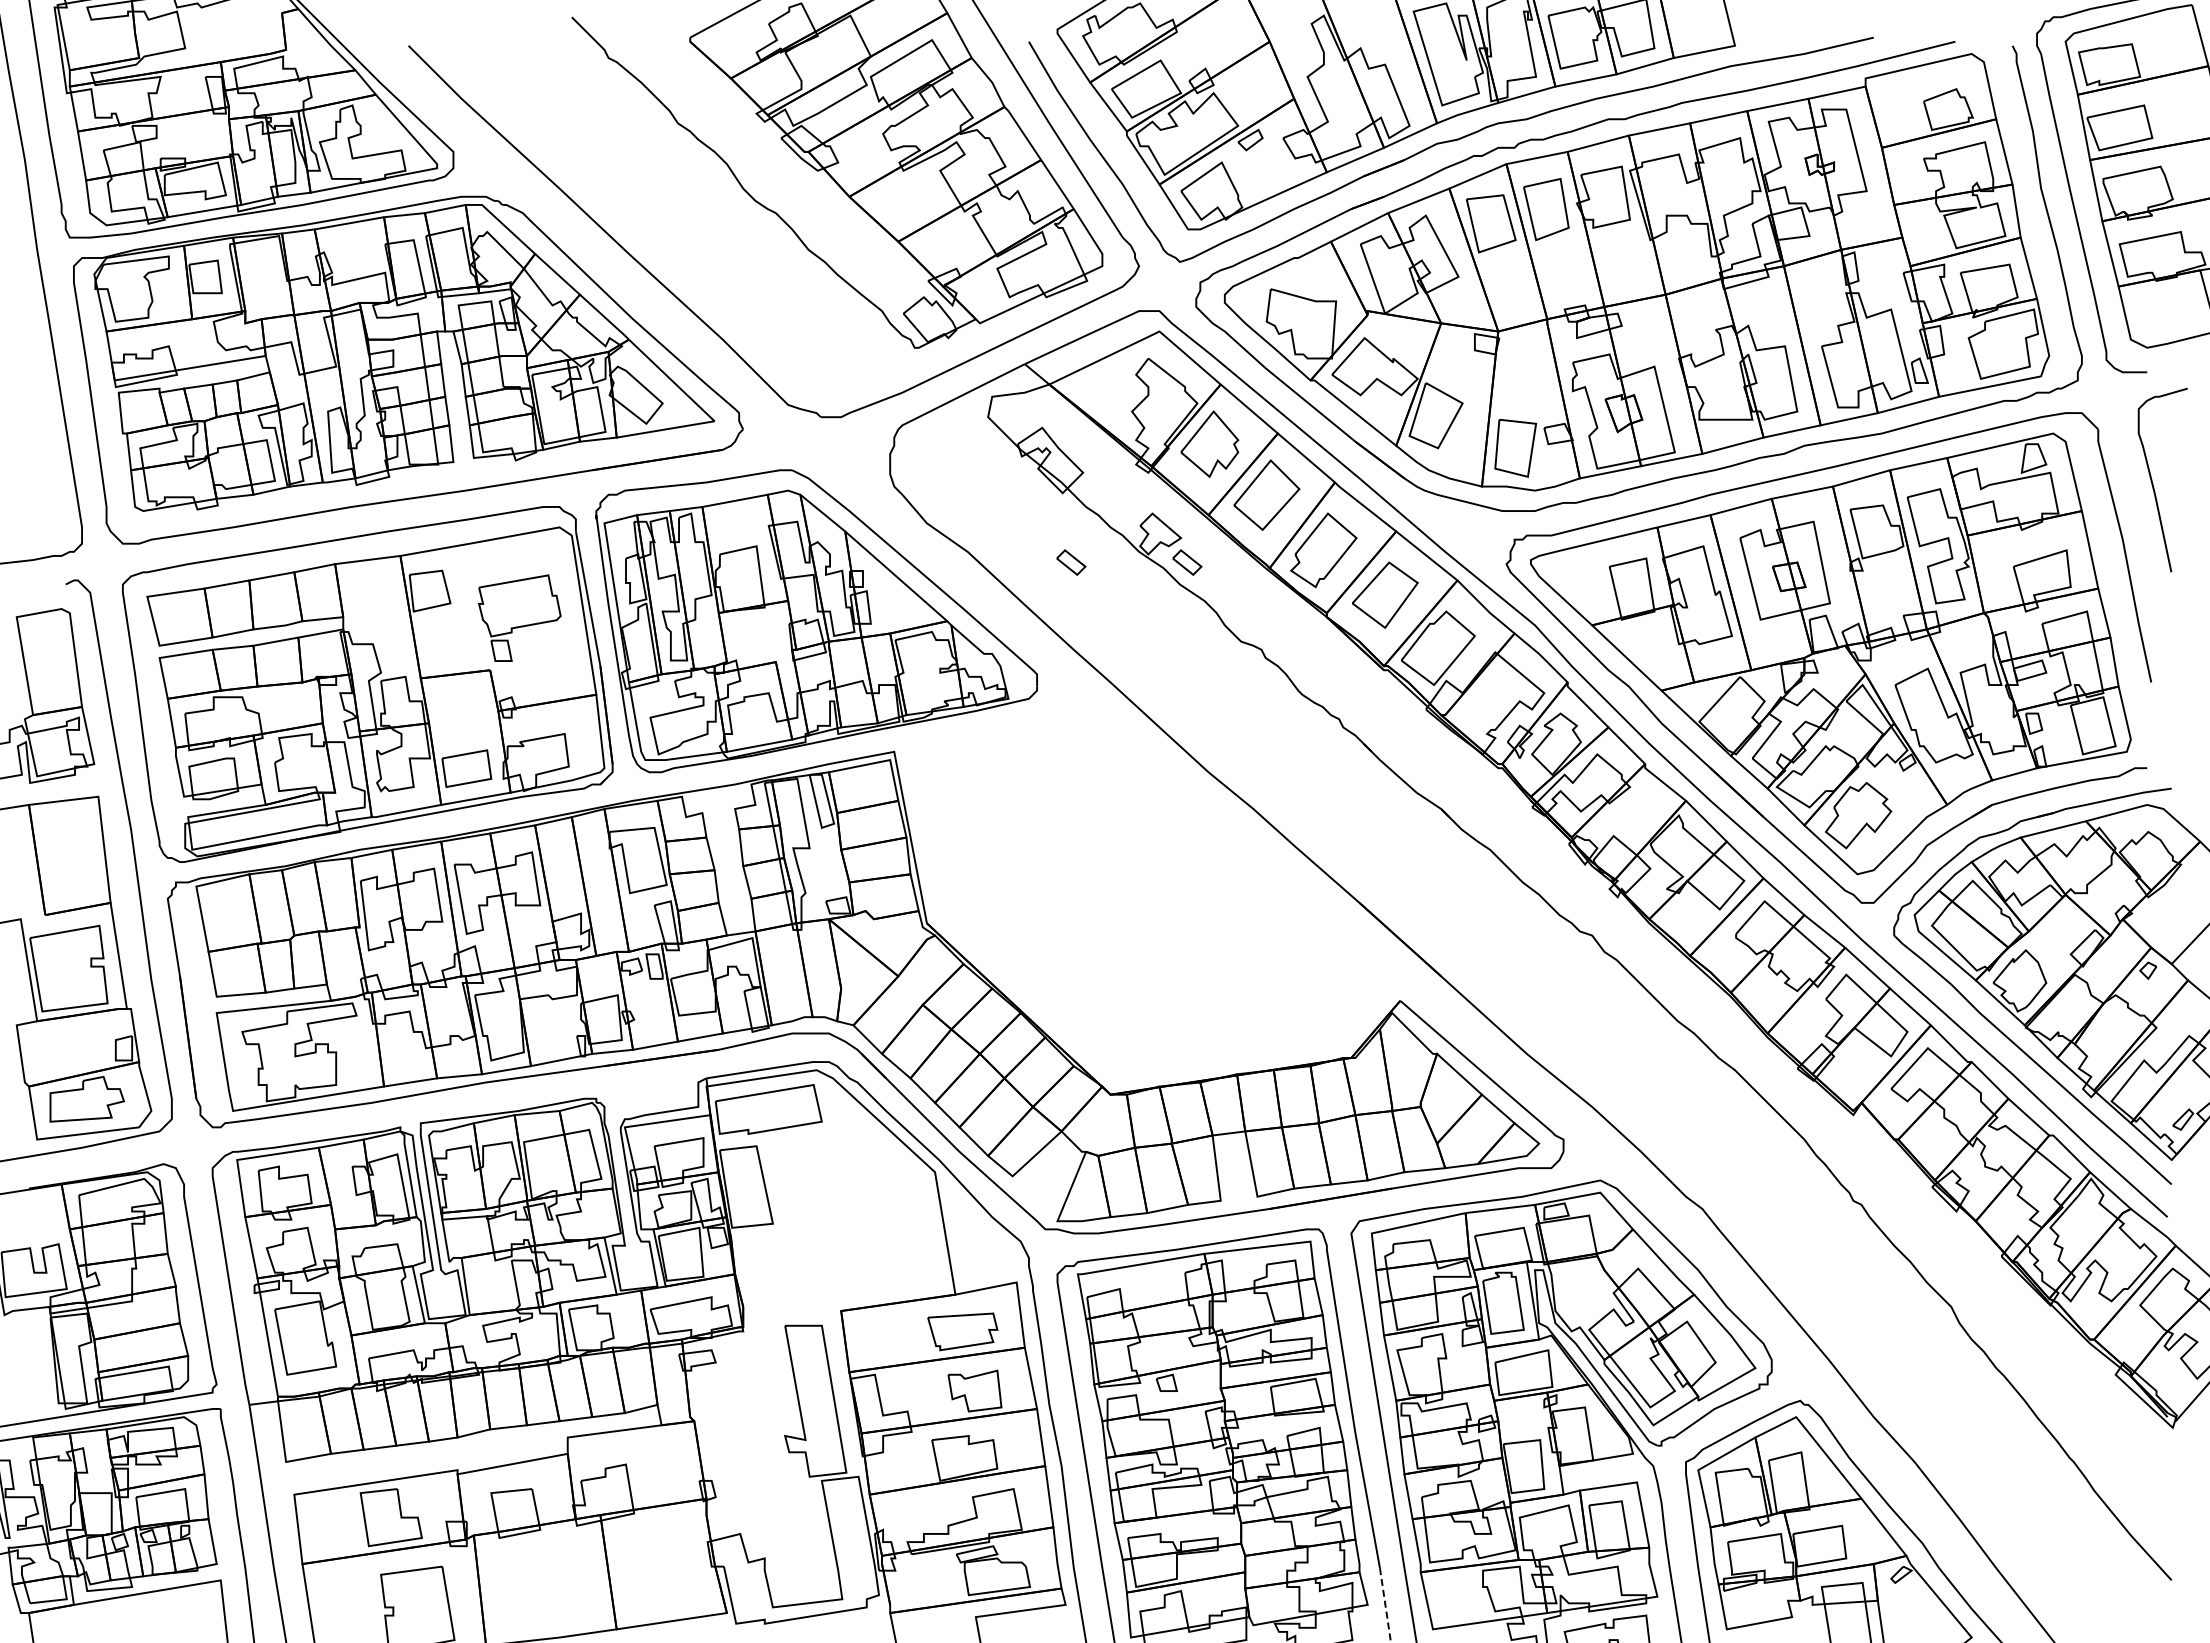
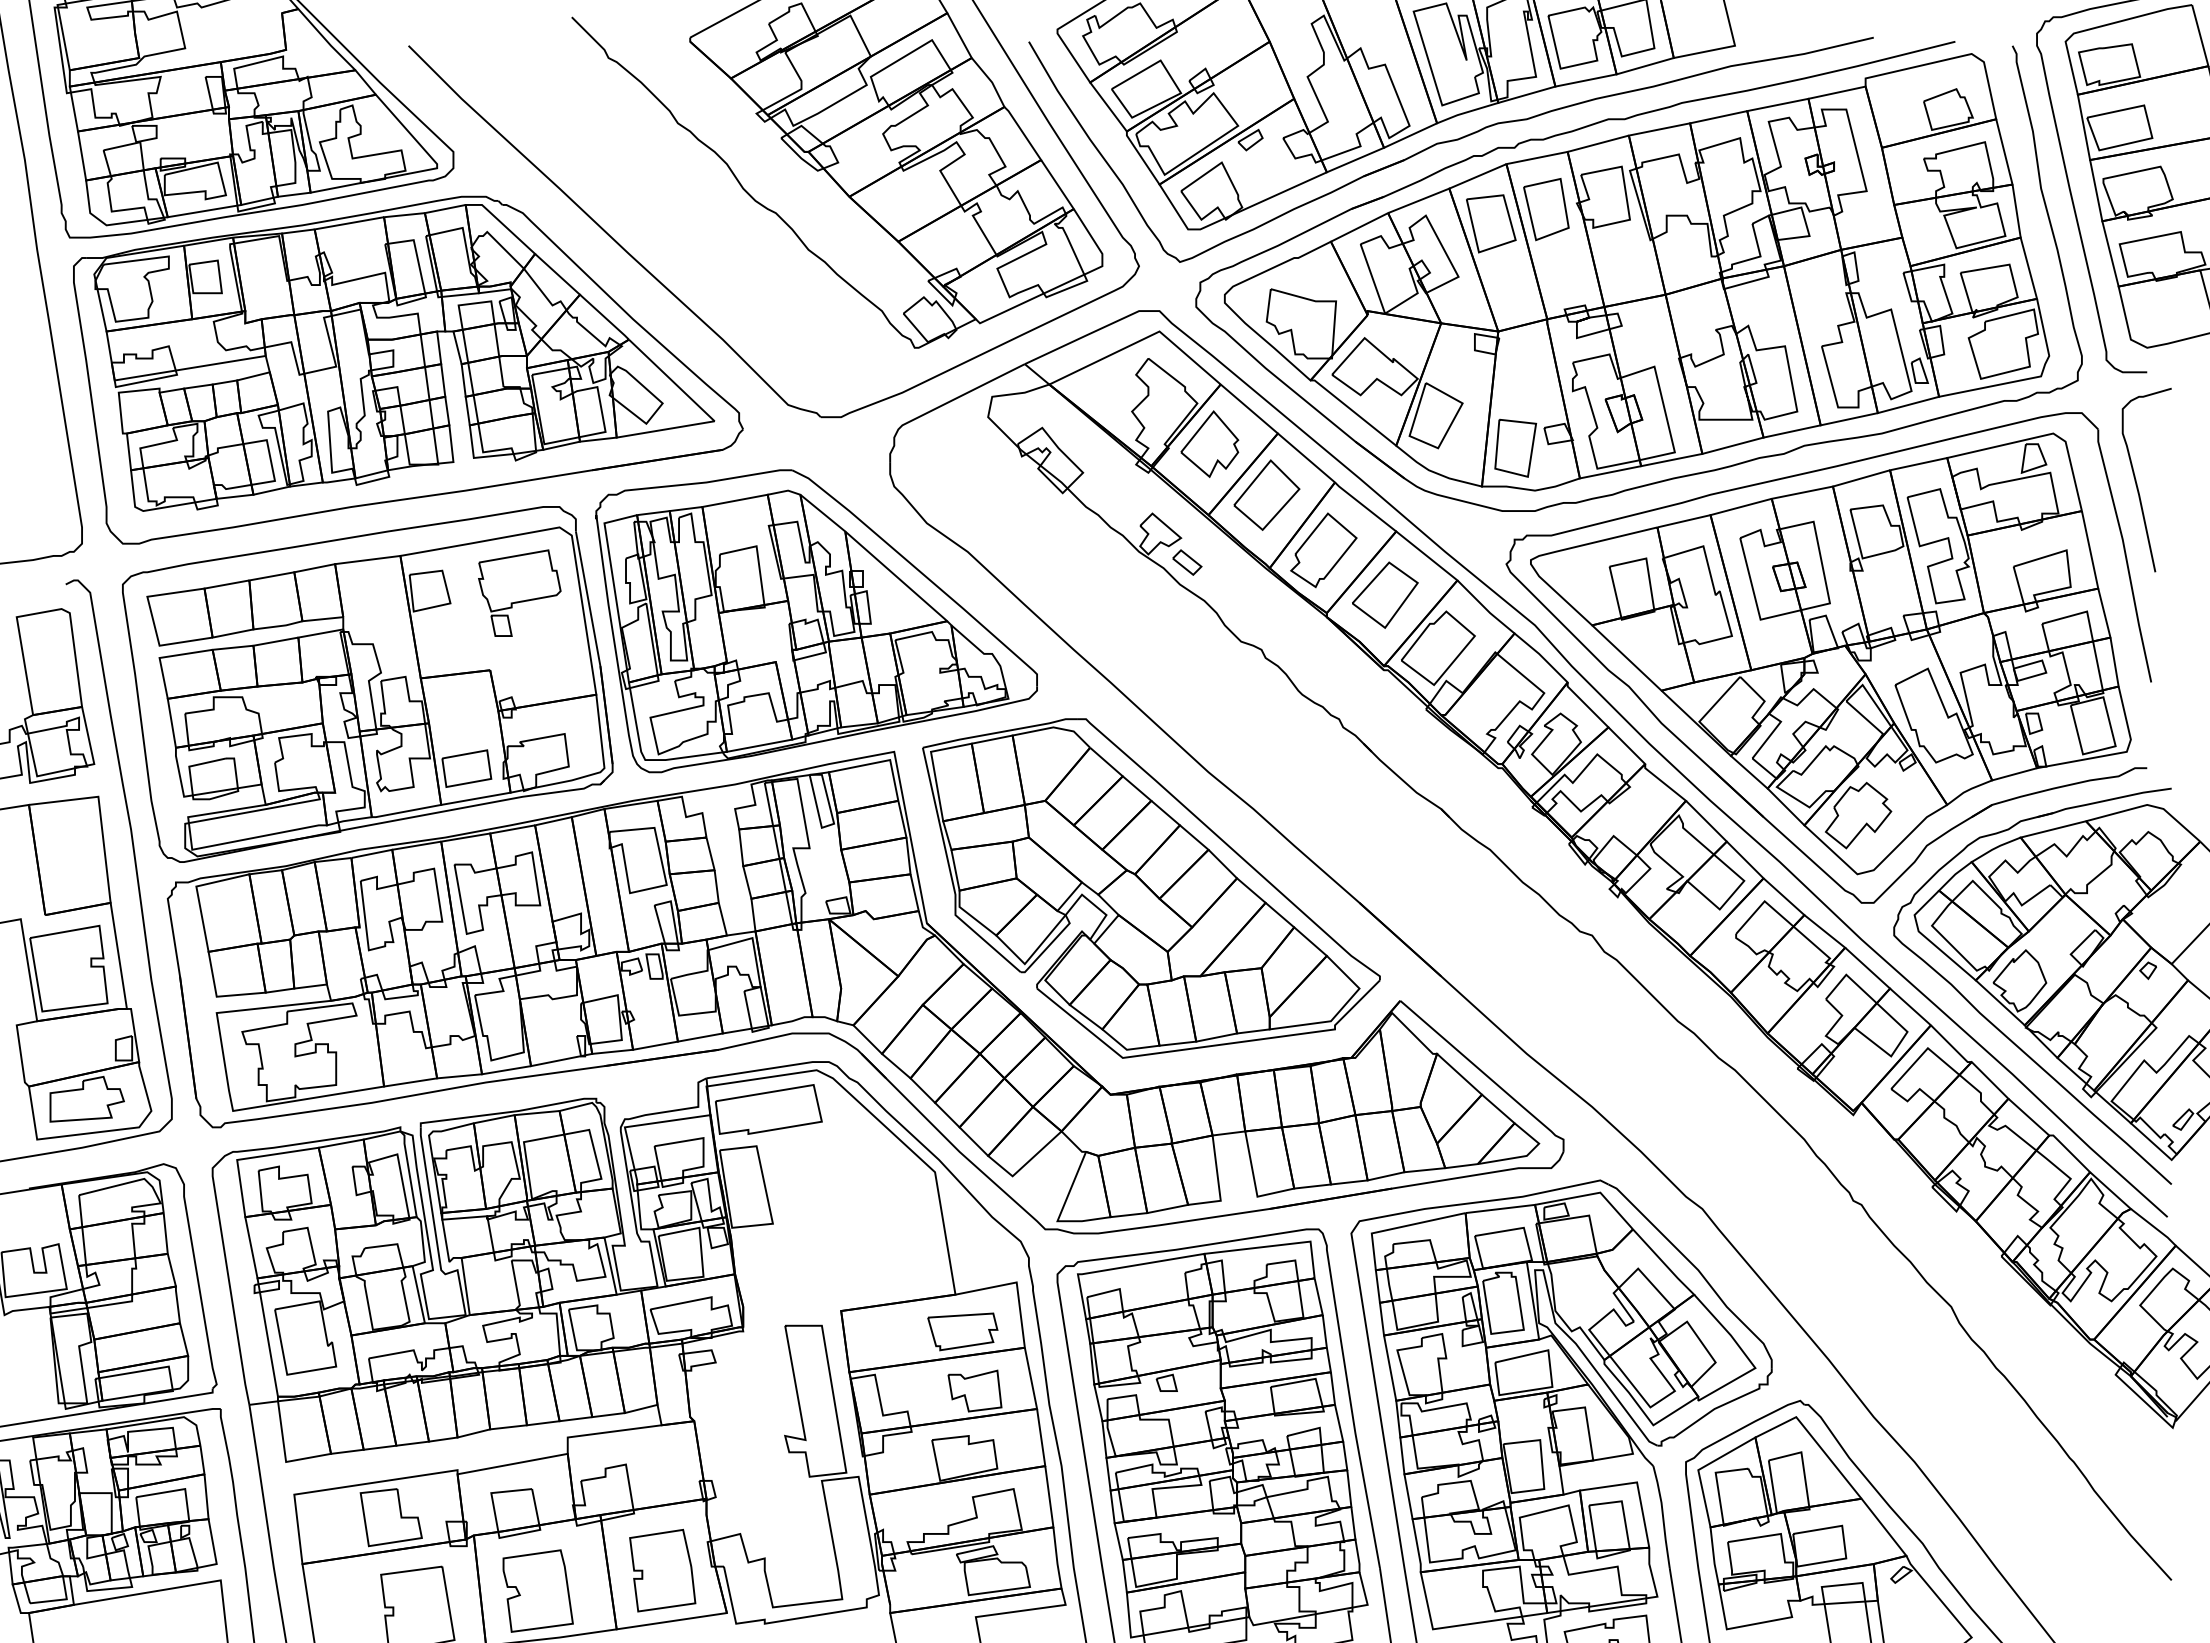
curve position: (2153, 483) -> (2137, 483) (2137, 483)
part: present -> none (1071, 562)
part position: (519, 617) -> (519, 592) (519, 592)
part: none -> present (1151, 888)
part: none -> present (662, 1570)
part: none -> present (537, 1590)
line: dashed -> solid (1385, 1605)
